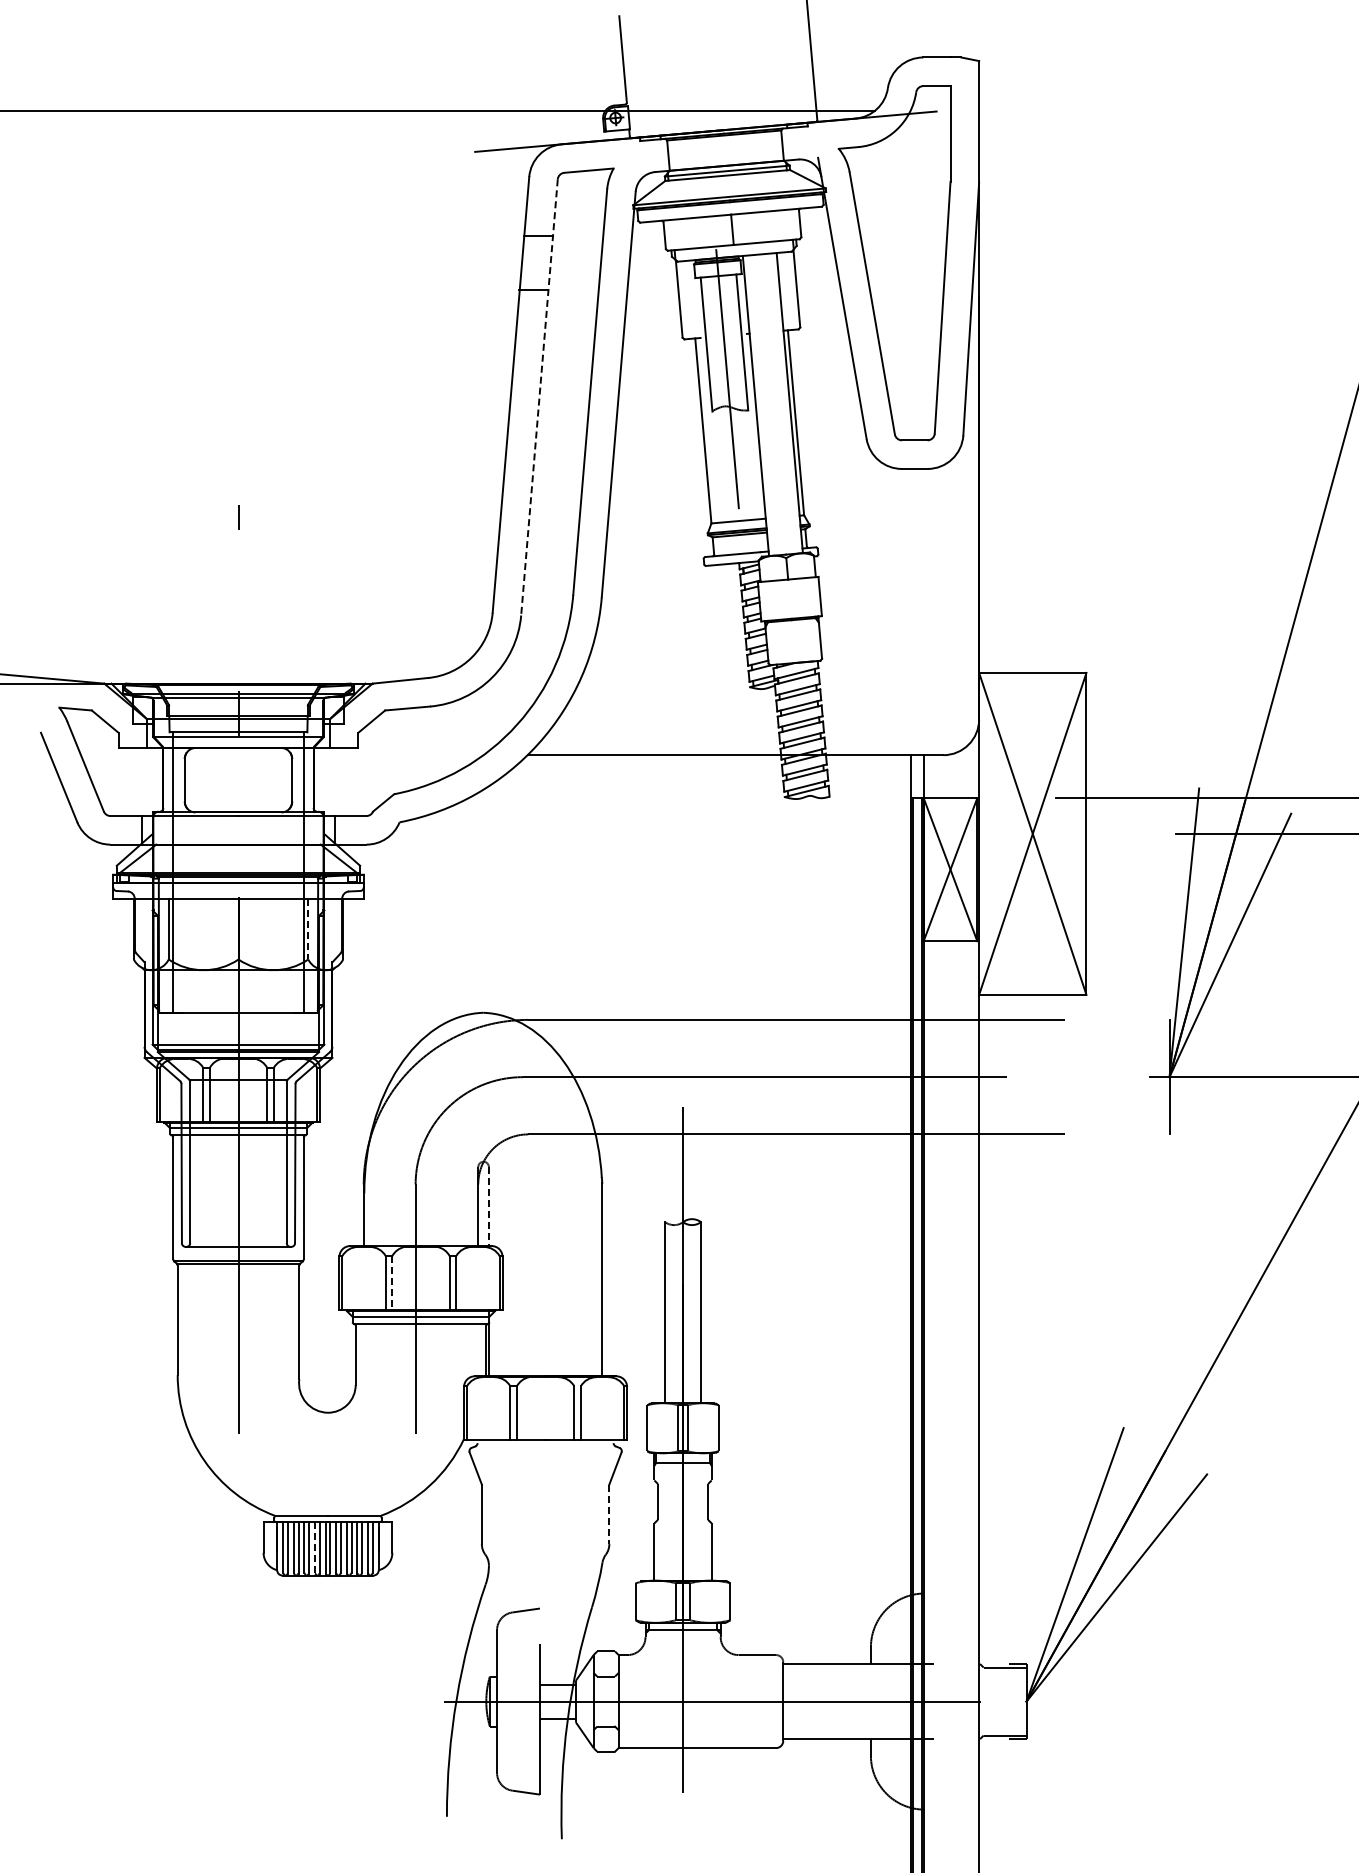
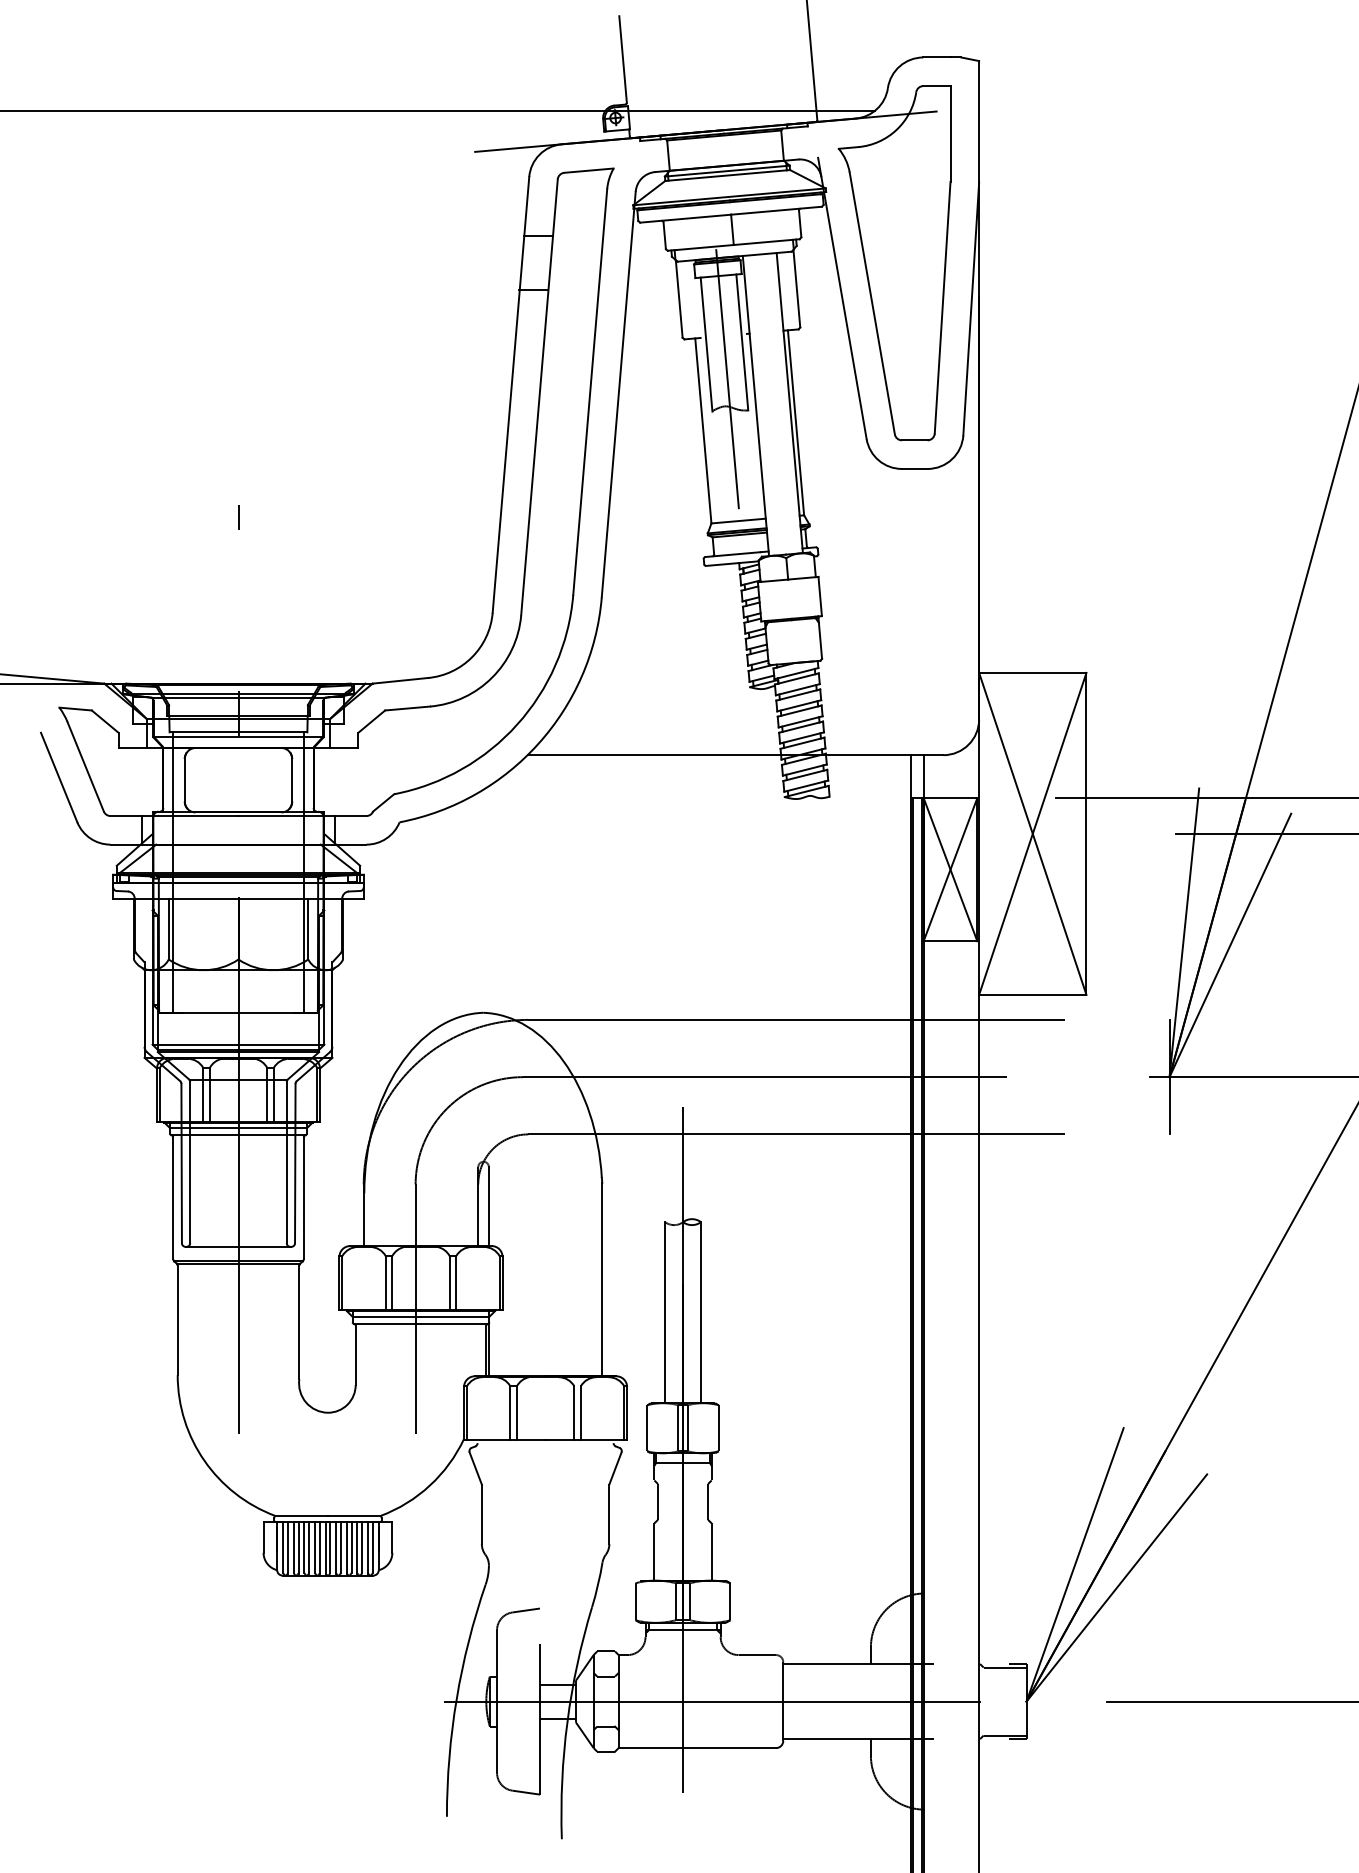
line: dashed -> solid (539, 397)
line: dashed -> solid (308, 929)
line: dashed -> solid (488, 1207)
line: dashed -> solid (392, 1282)
line: dashed -> solid (609, 1514)
line: dashed -> solid (314, 1547)
line: none -> present (1231, 1701)
